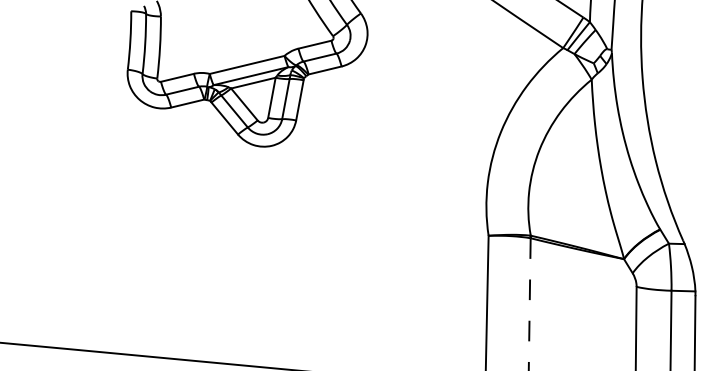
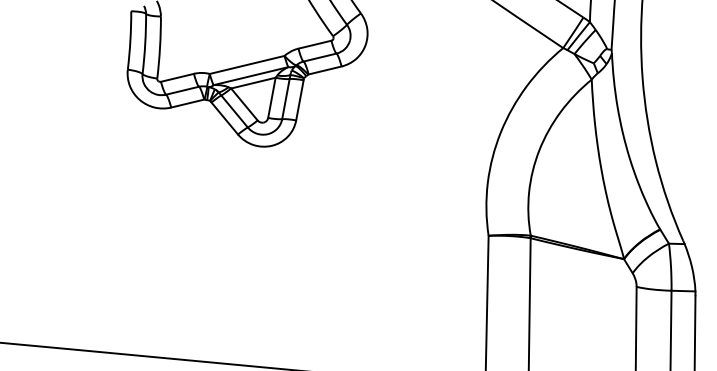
line: dashed -> solid (529, 305)
